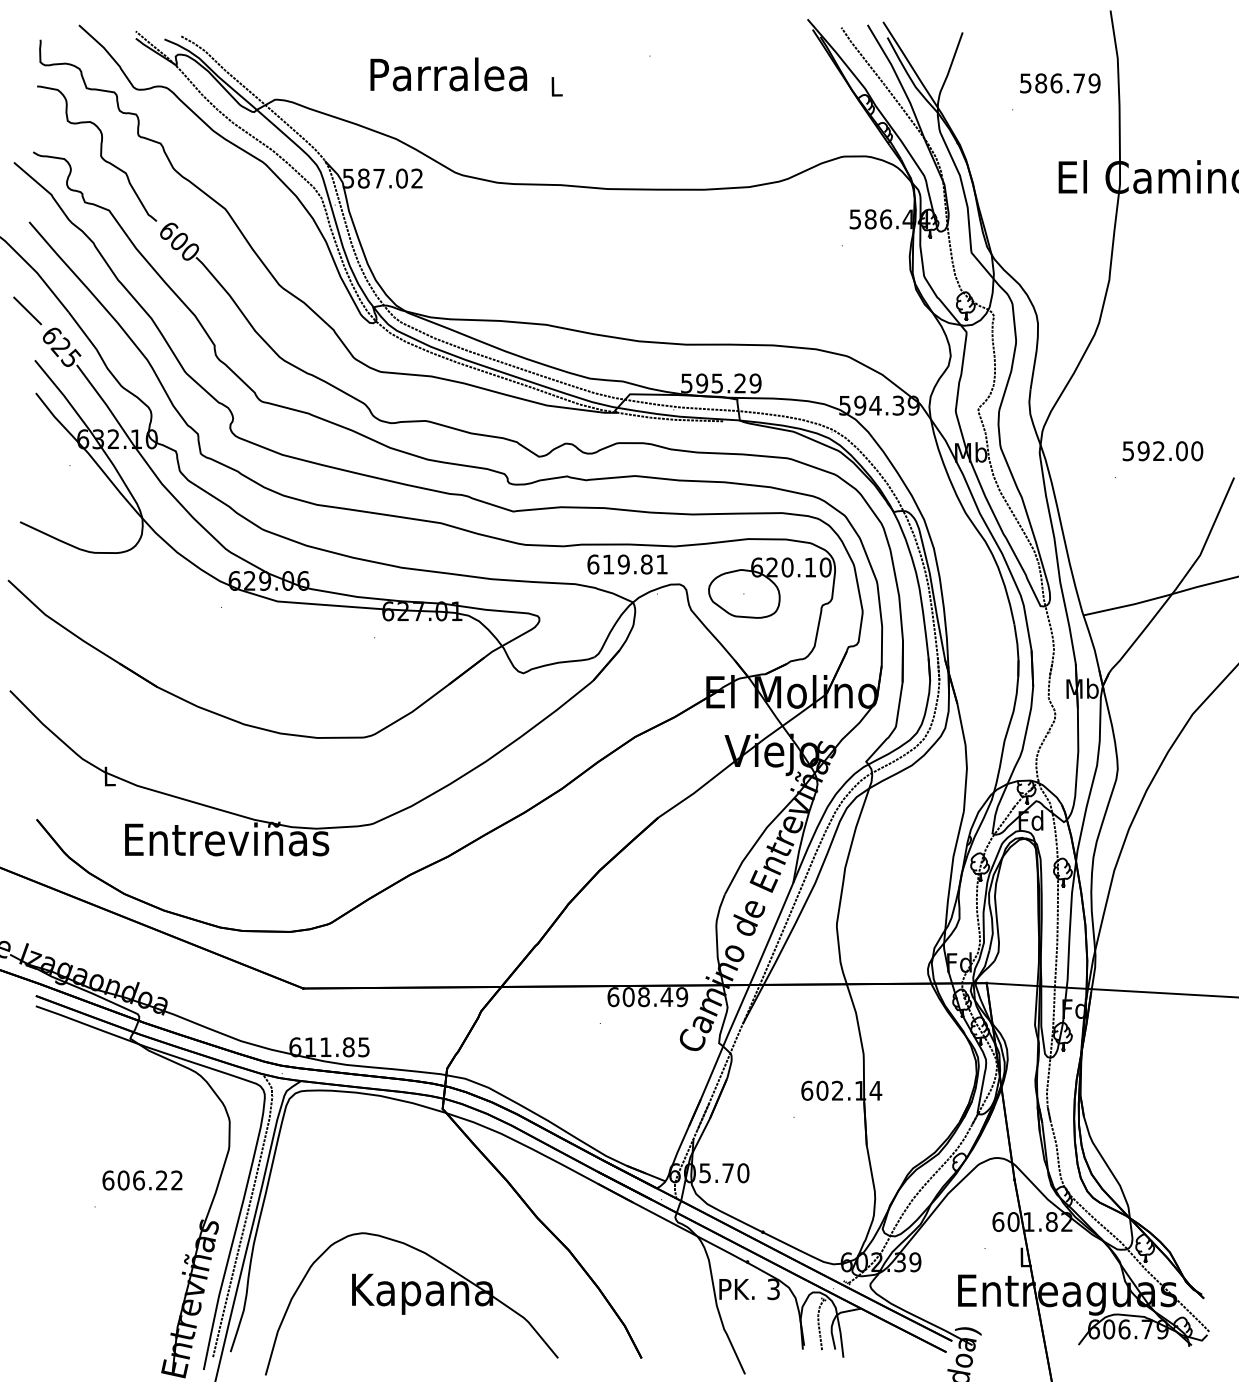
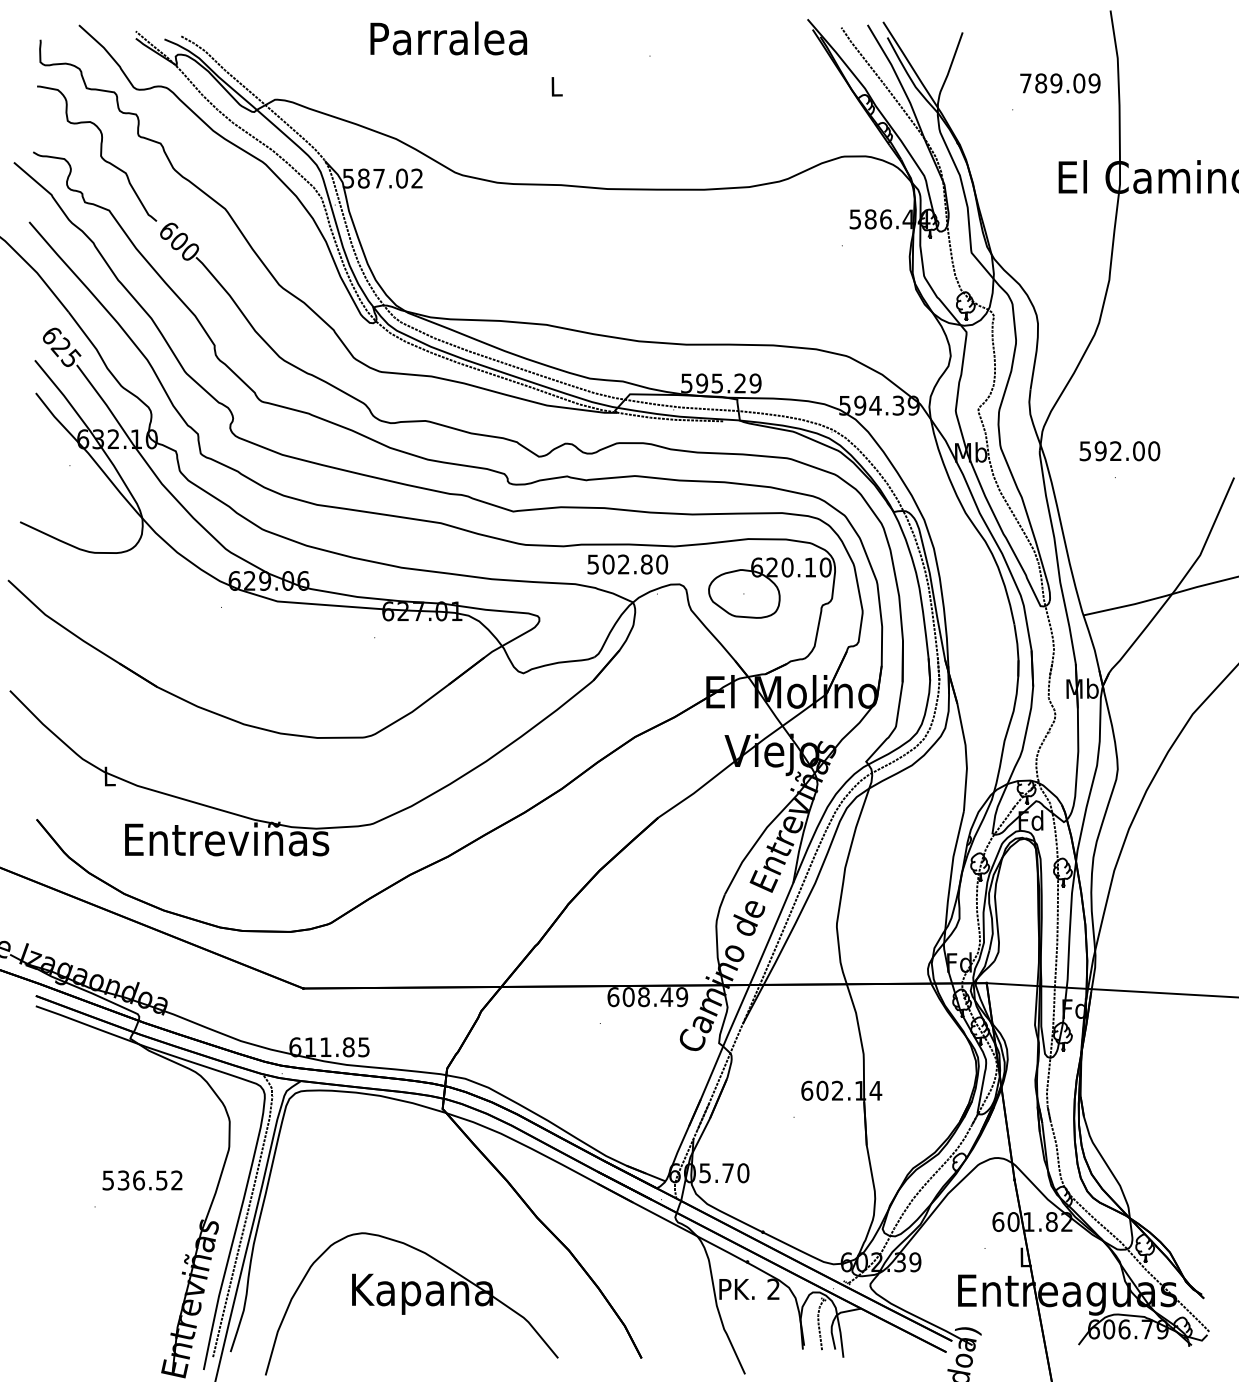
text position: (448, 74) -> (448, 38) (448, 38)
text: 586.79 -> 789.09 (1052, 83)
line: present -> none (27, 310)
text position: (1162, 451) -> (1119, 451) (1119, 451)
text: 619.81 -> 502.80 (627, 564)
text: 606.22 -> 536.52 (134, 1180)
text: 3 -> 2 (773, 1289)
